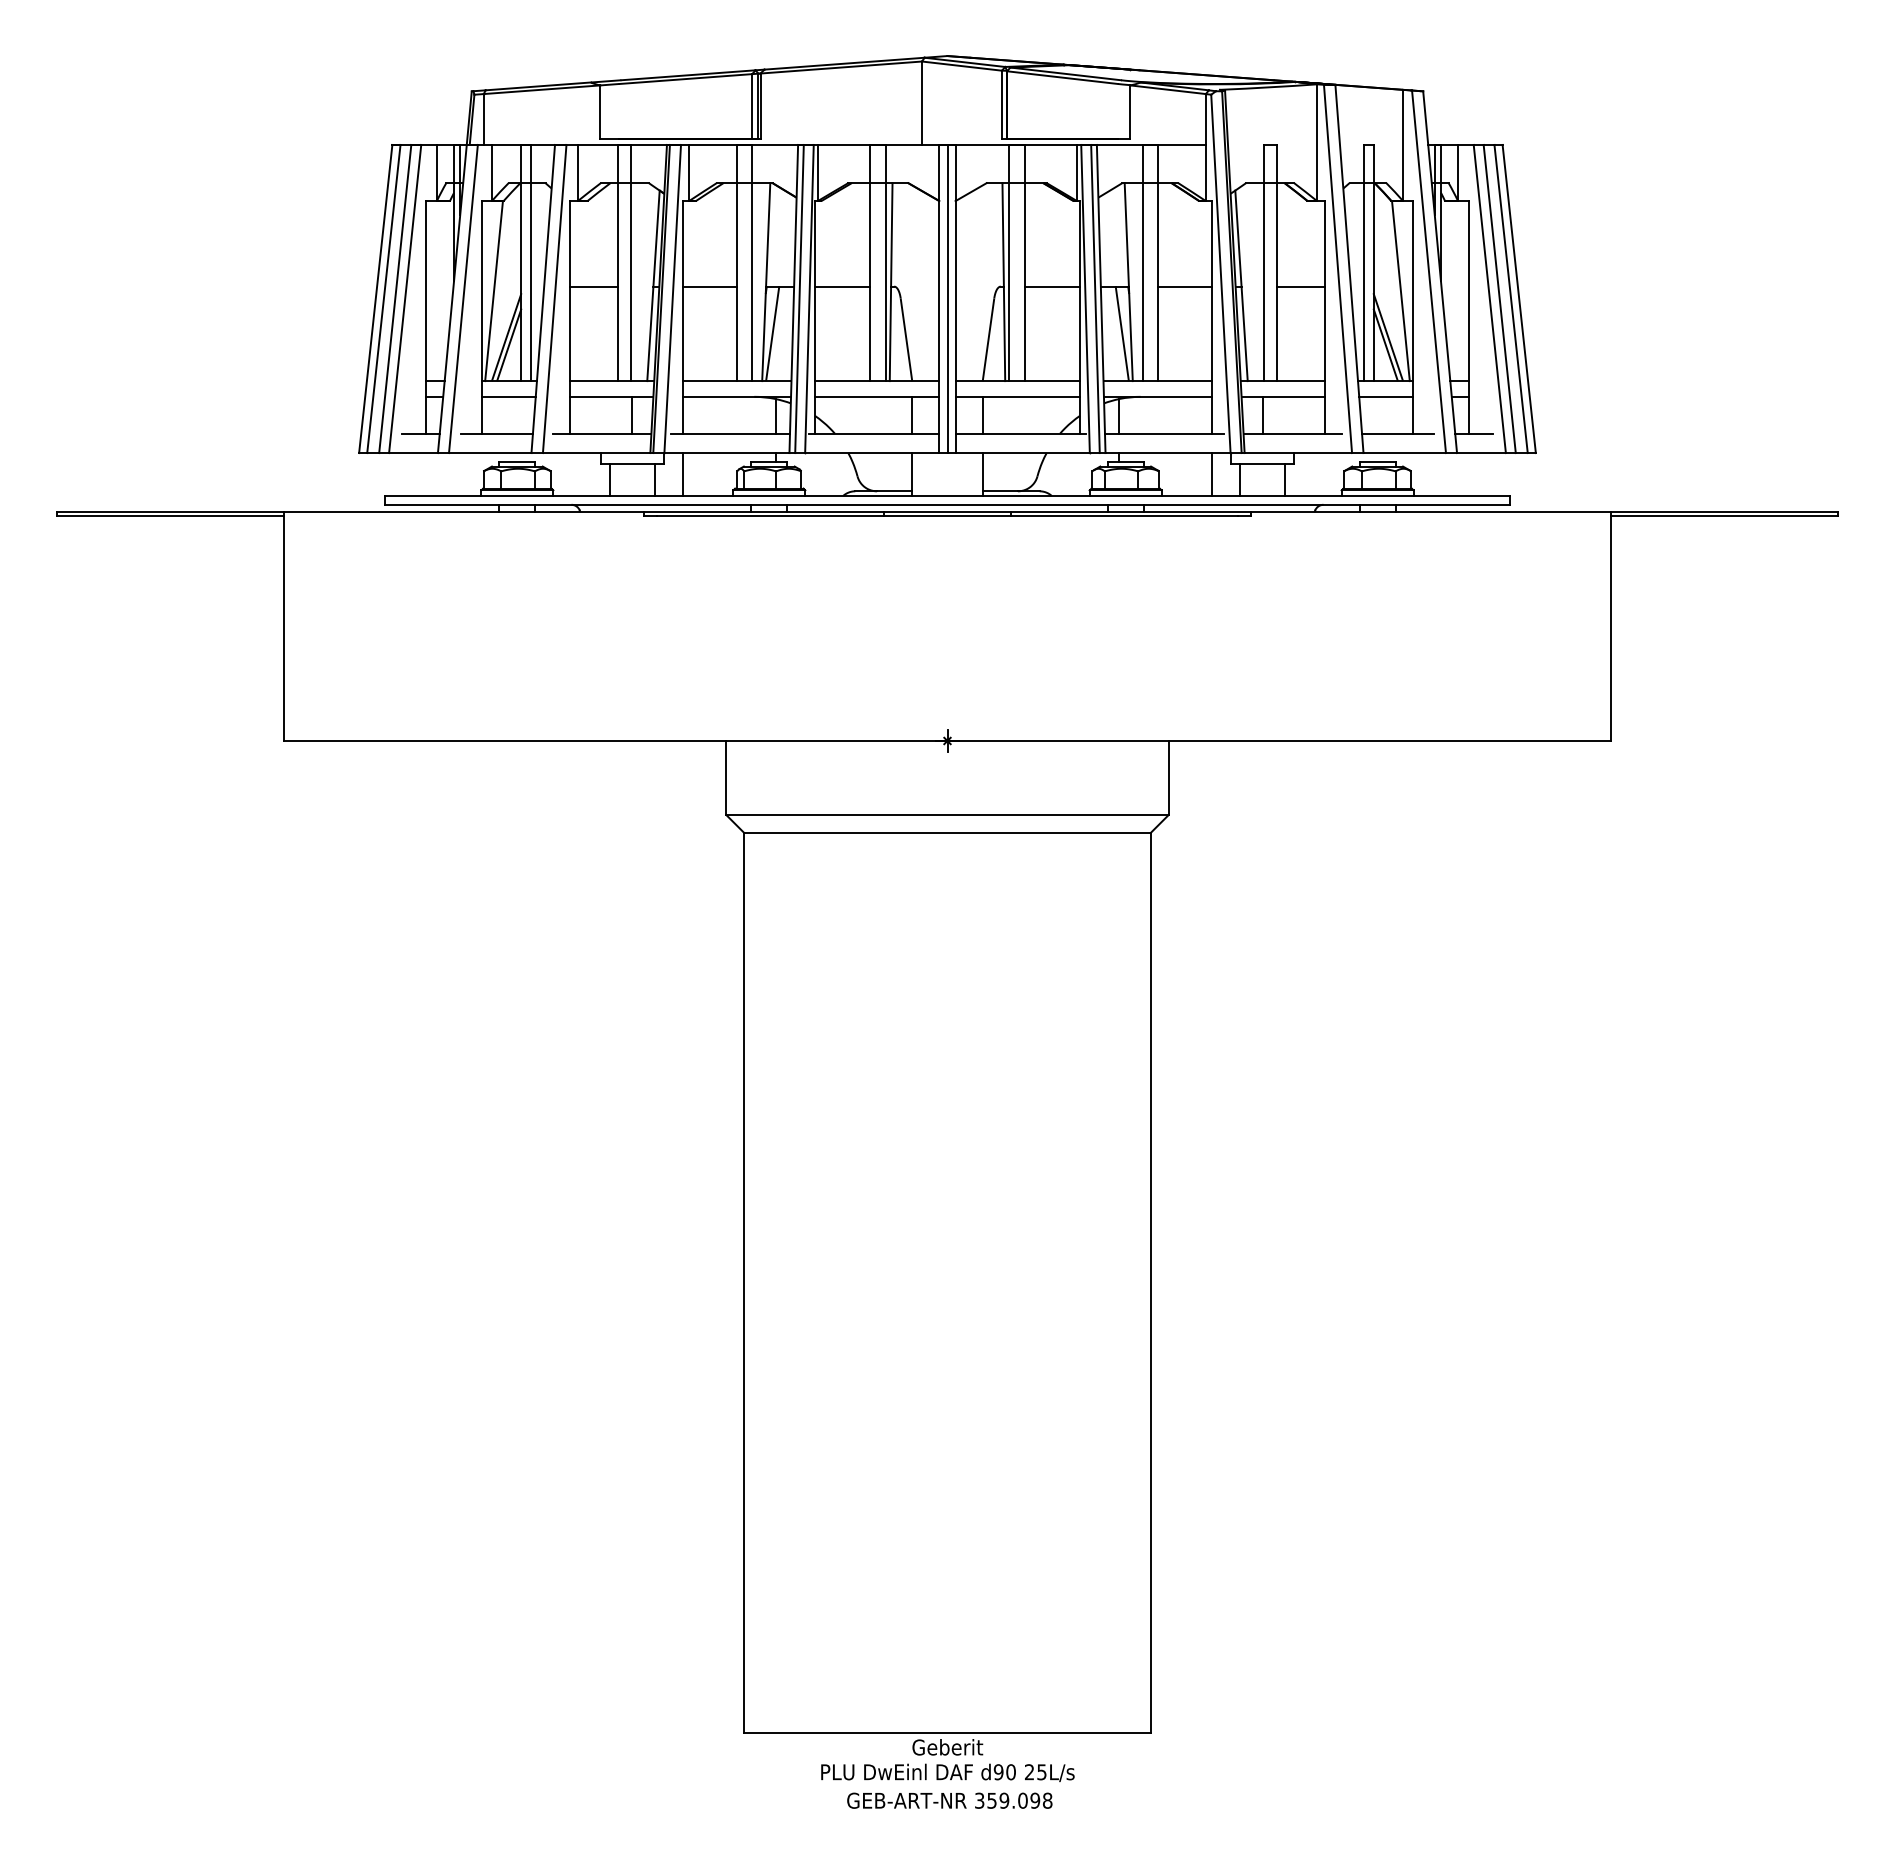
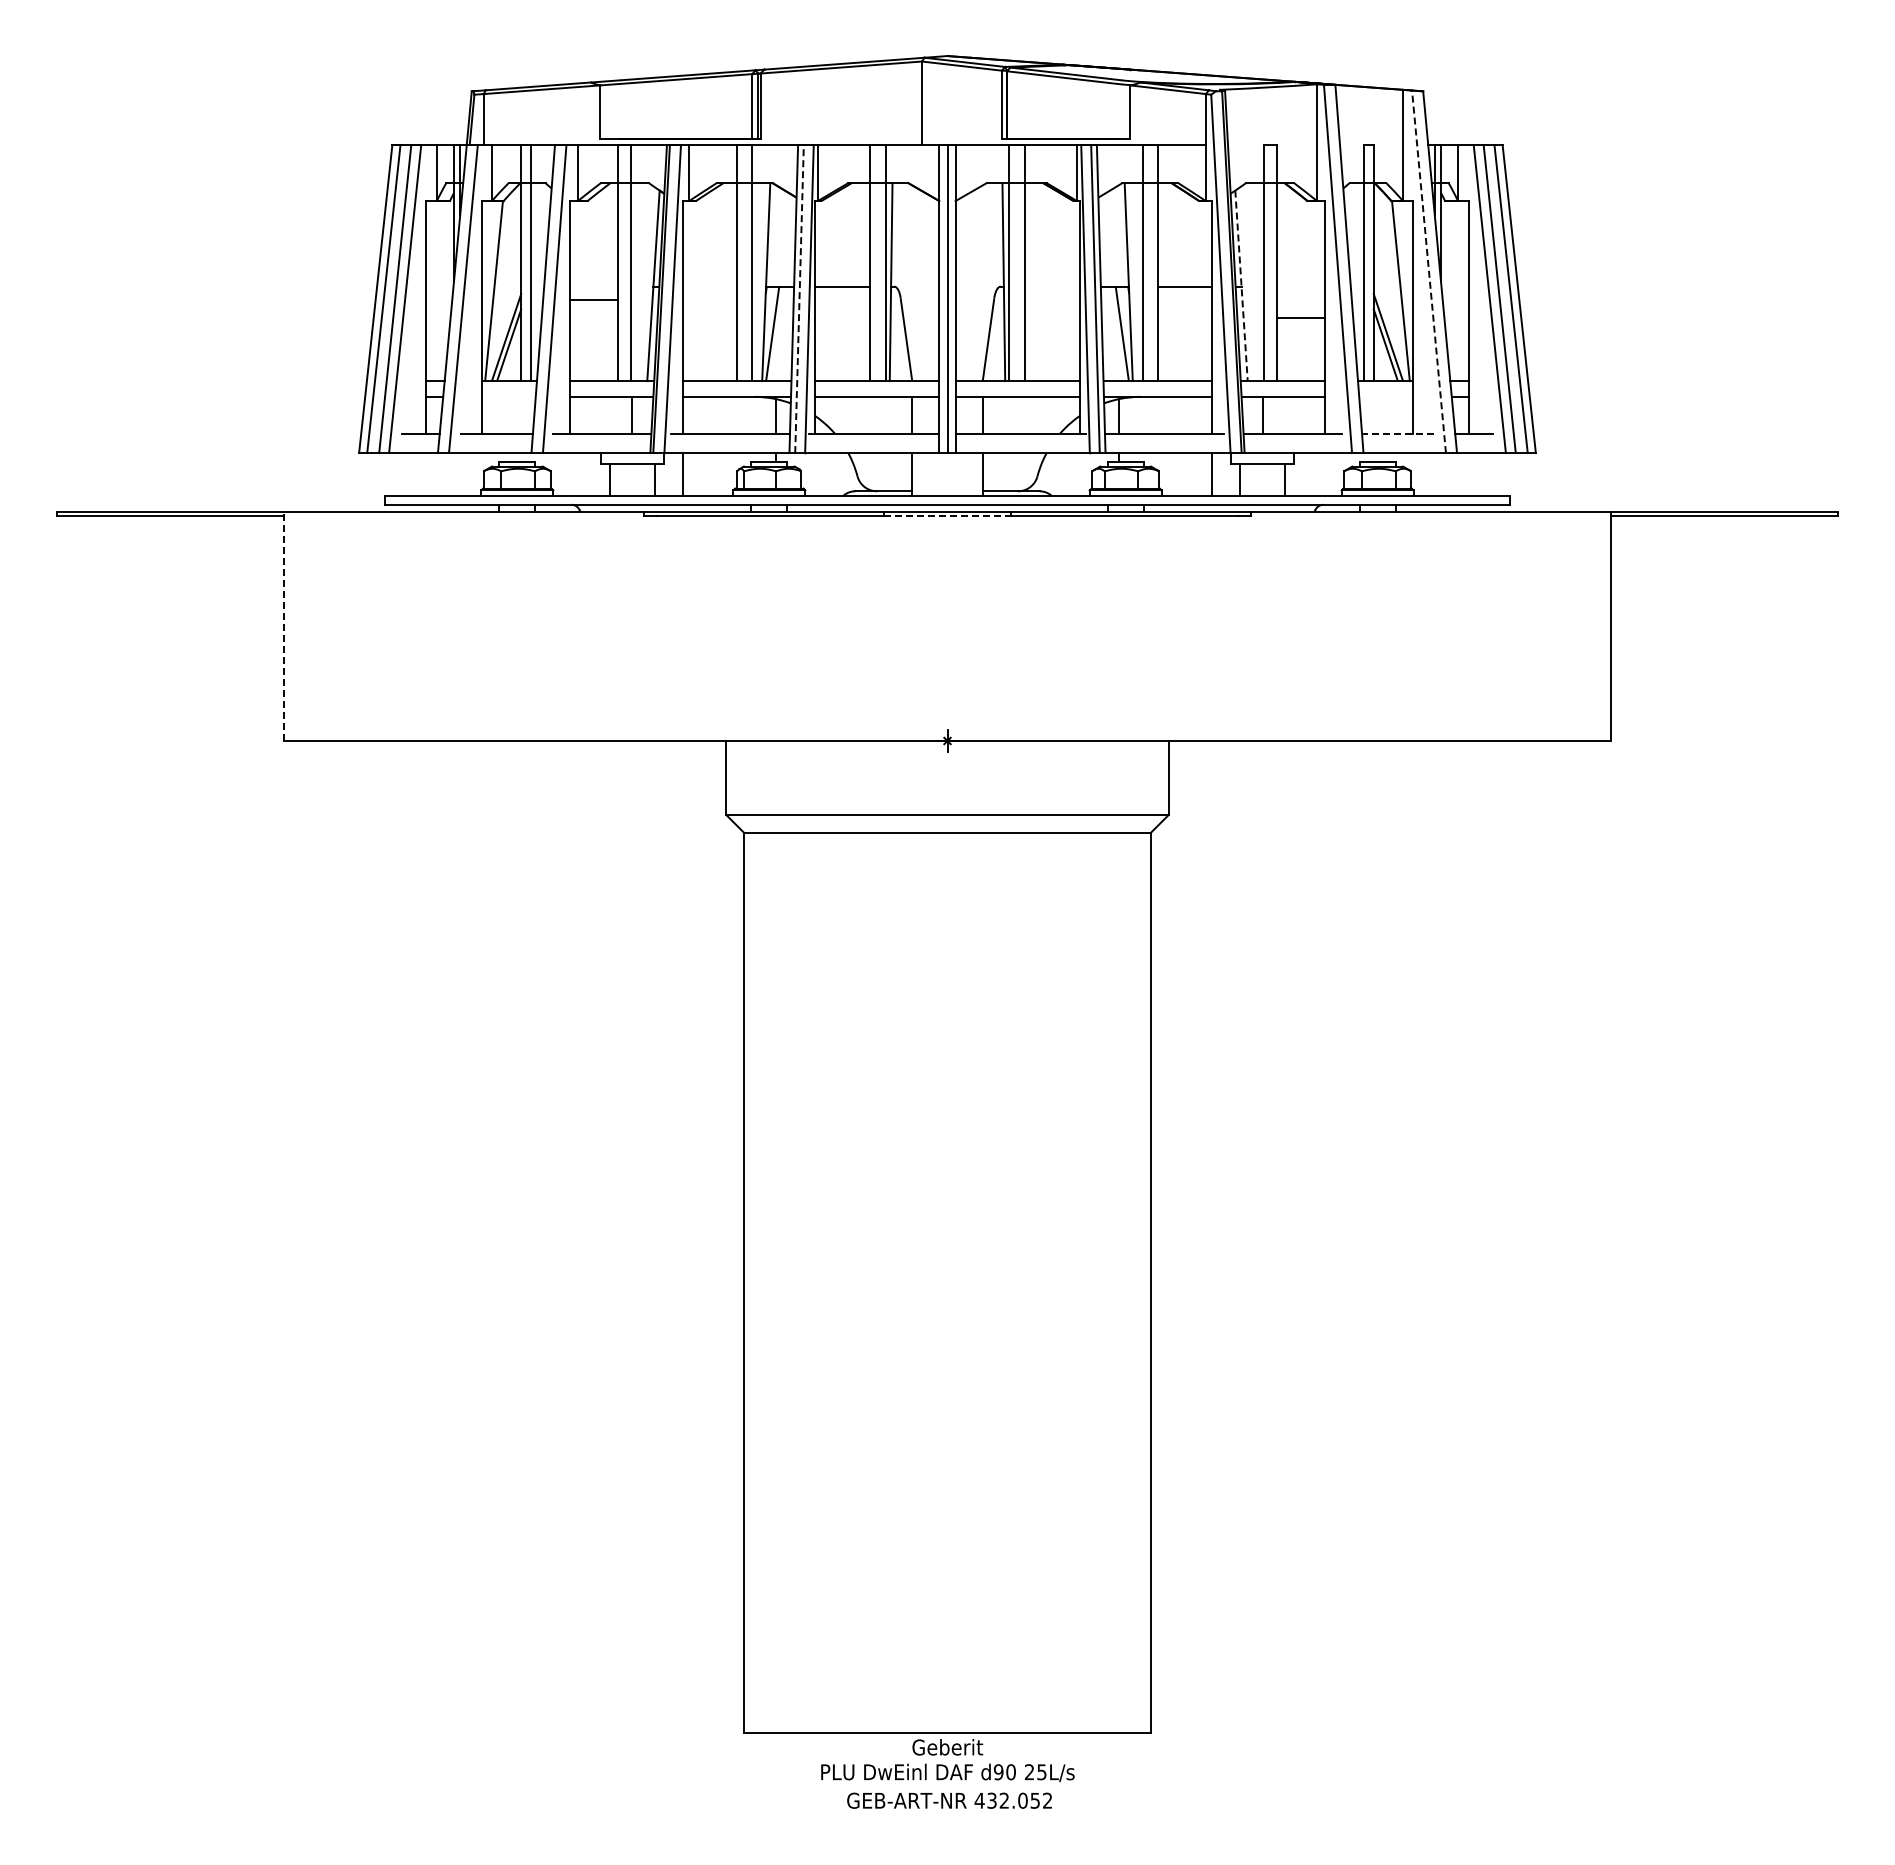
line: solid -> dashed (1428, 271)
line position: (593, 286) -> (593, 299) (593, 299)
line: present -> none (709, 286)
line: present -> none (1051, 286)
line: solid -> dashed (1241, 286)
line position: (1301, 286) -> (1301, 317) (1301, 317)
line: solid -> dashed (799, 298)
line: present -> none (508, 396)
line: present -> none (1385, 396)
line: solid -> dashed (1397, 433)
line: solid -> dashed (947, 516)
line: solid -> dashed (283, 626)
text: 359.098 -> 432.052 (1013, 1800)
